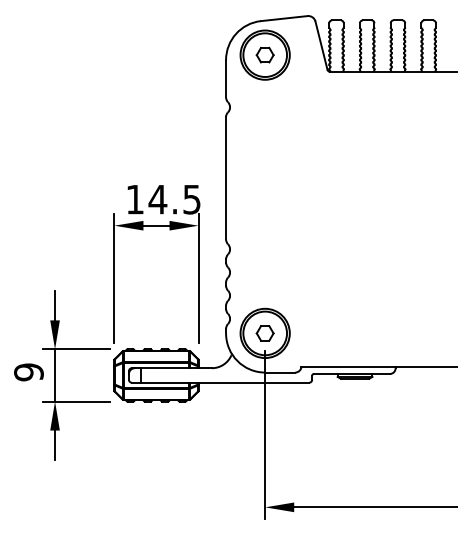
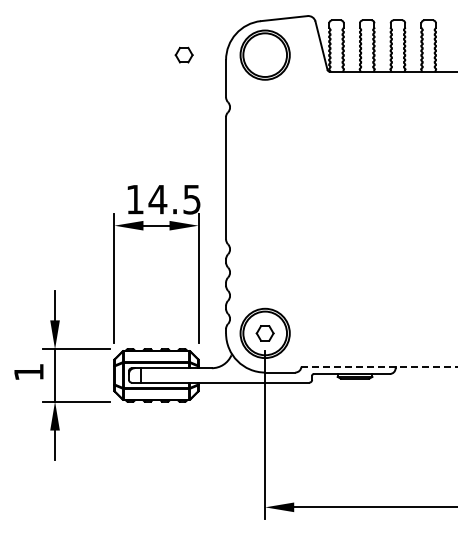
part position: (264, 54) -> (183, 54) (183, 54)
line: solid -> dashed (379, 366)
text: 9 -> 1 (28, 372)
